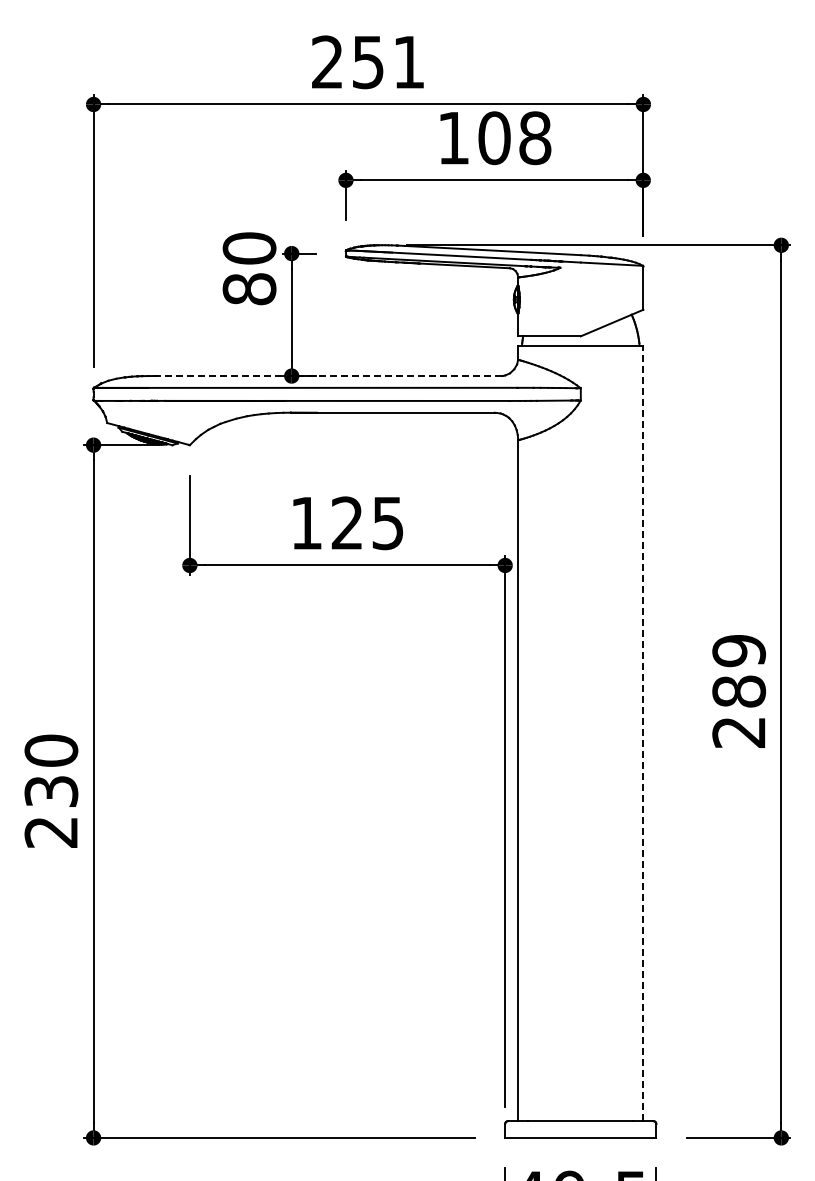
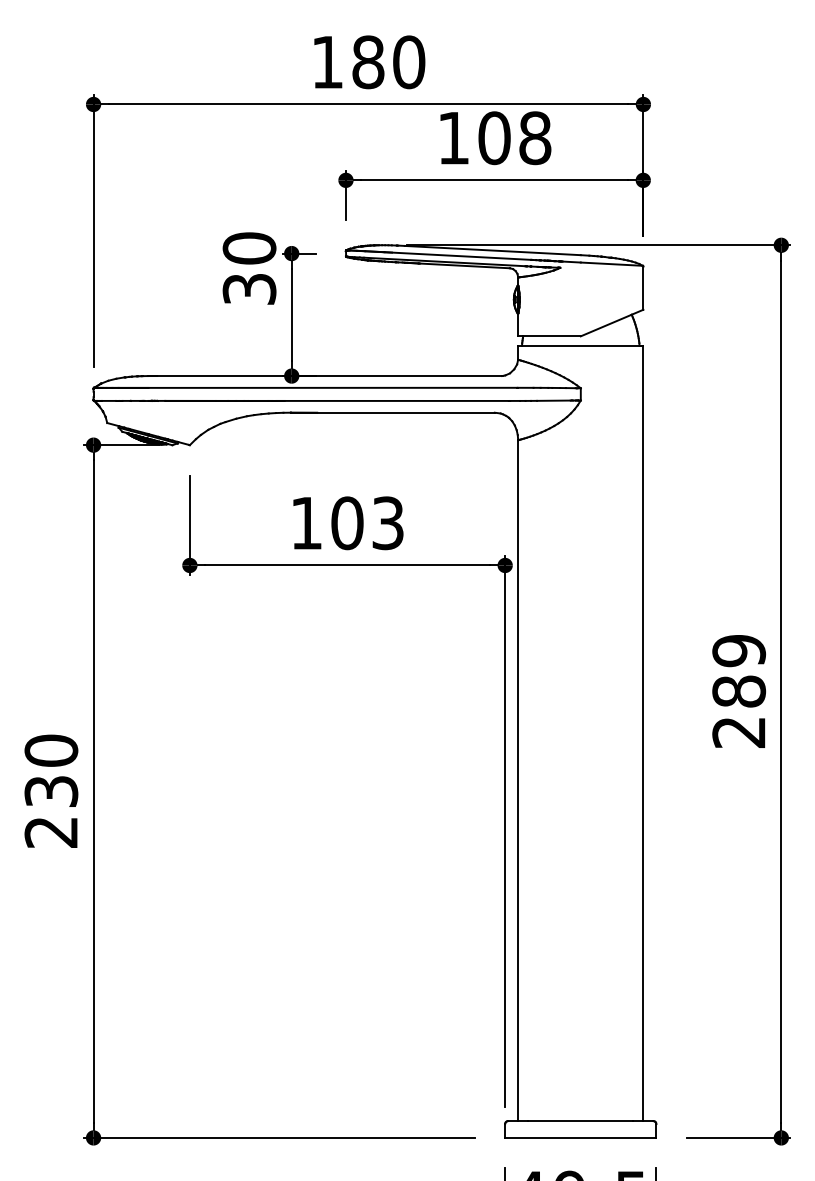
text: 251 -> 180 (368, 62)
text: 80 -> 30 (249, 289)
line: dashed -> solid (325, 376)
text: 125 -> 103 (367, 523)
line: dashed -> solid (643, 733)
